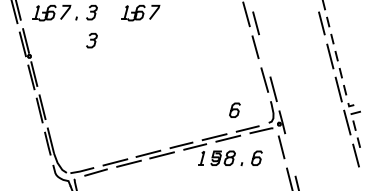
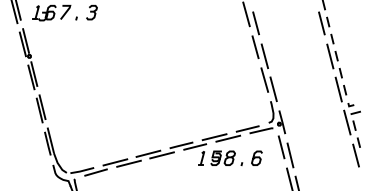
part: present -> none (140, 12)
part: present -> none (91, 40)
line: none -> present (264, 56)
curve: present -> none (234, 109)
line: none -> present (290, 155)
